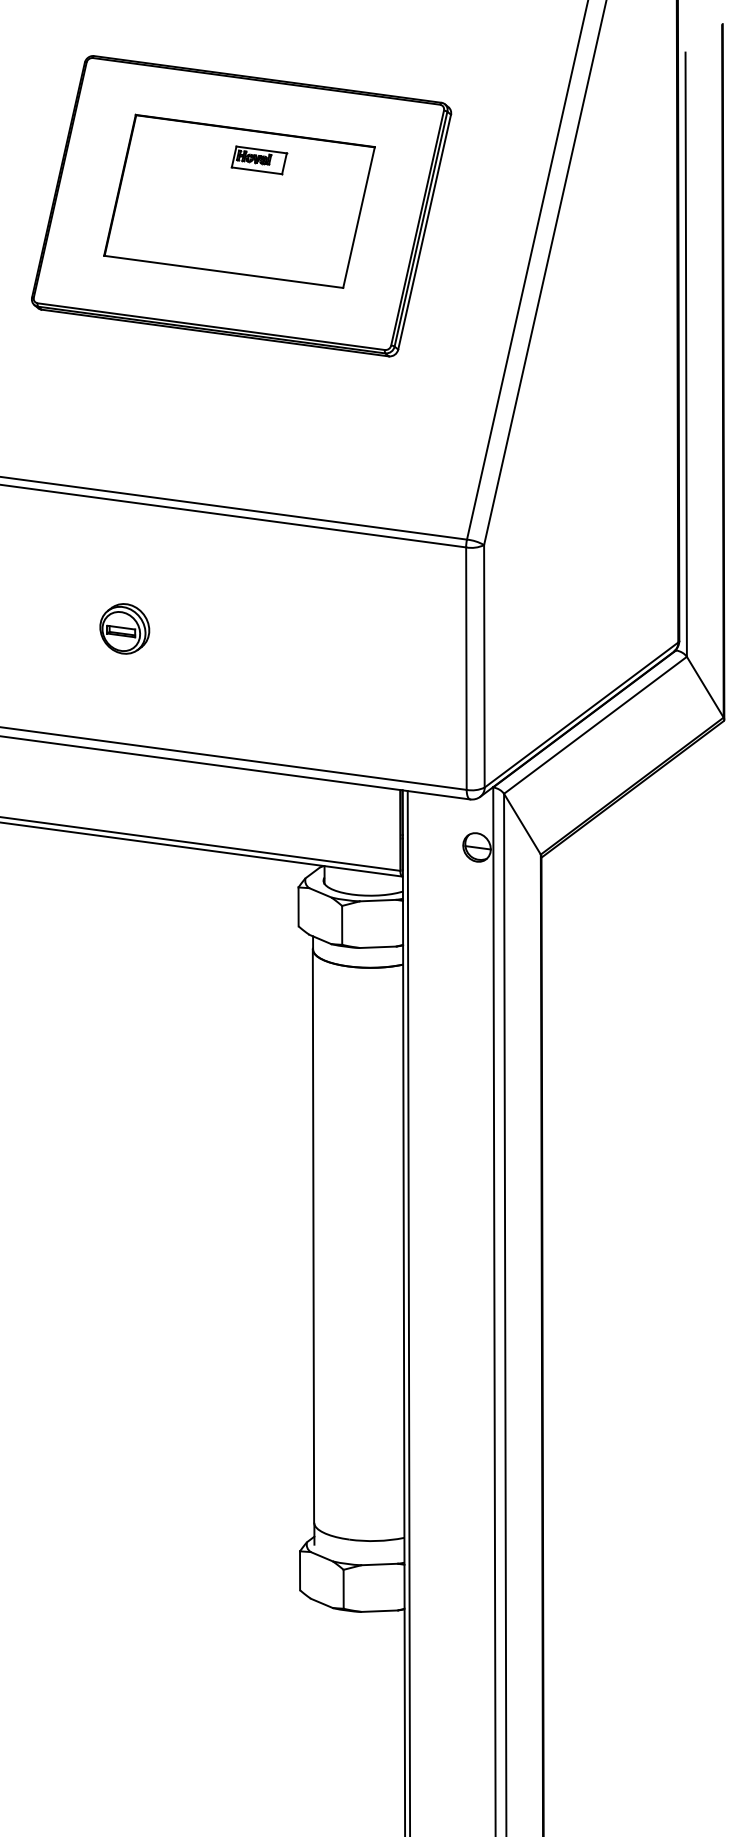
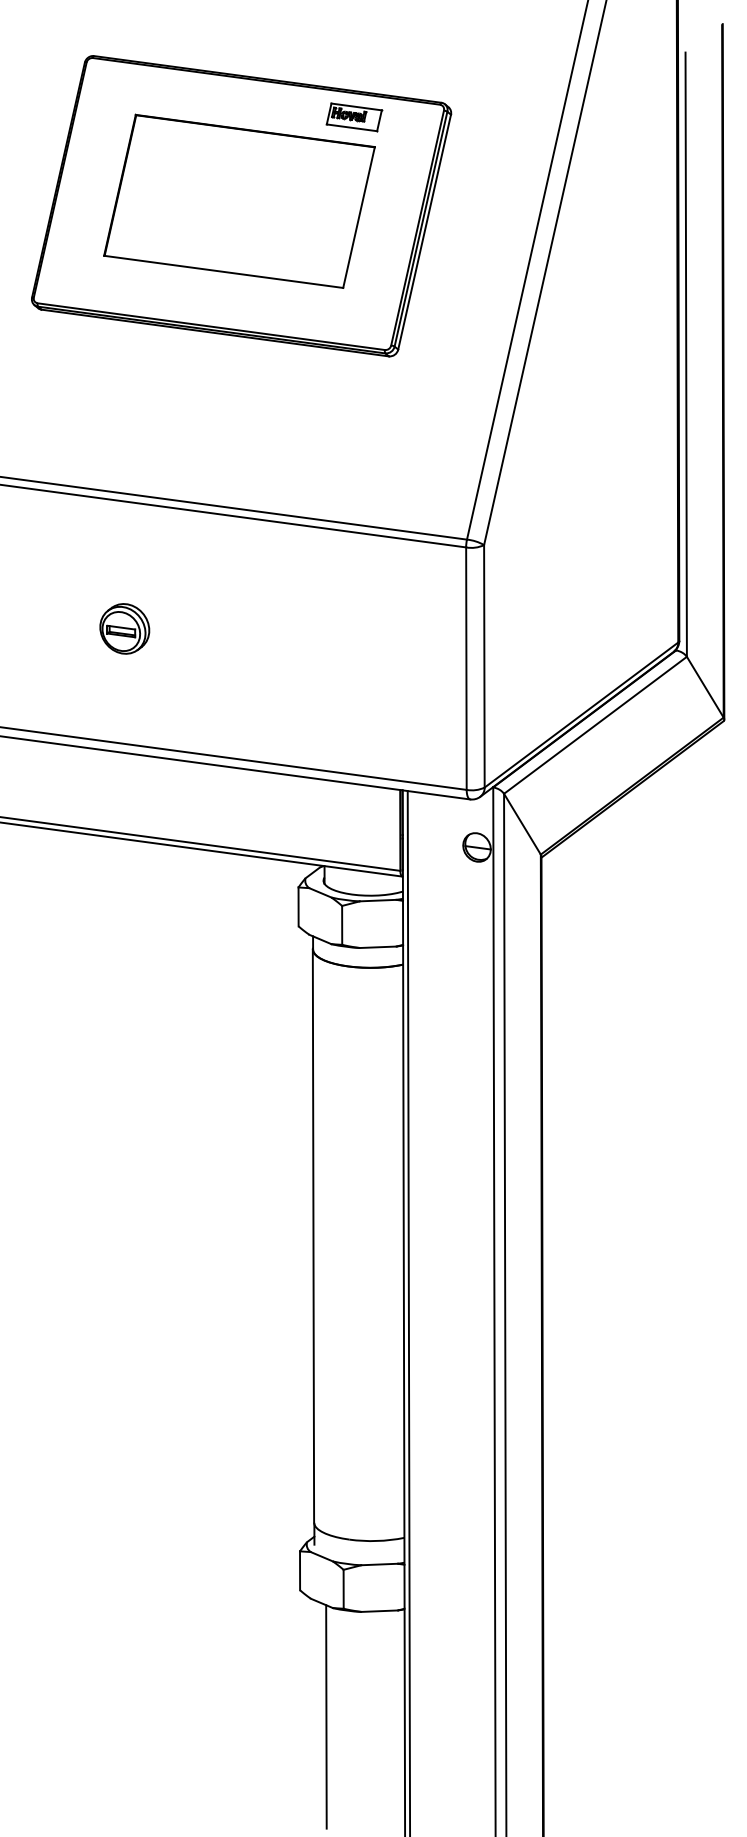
part position: (259, 160) -> (354, 117) (354, 117)
line: none -> present (326, 1716)
